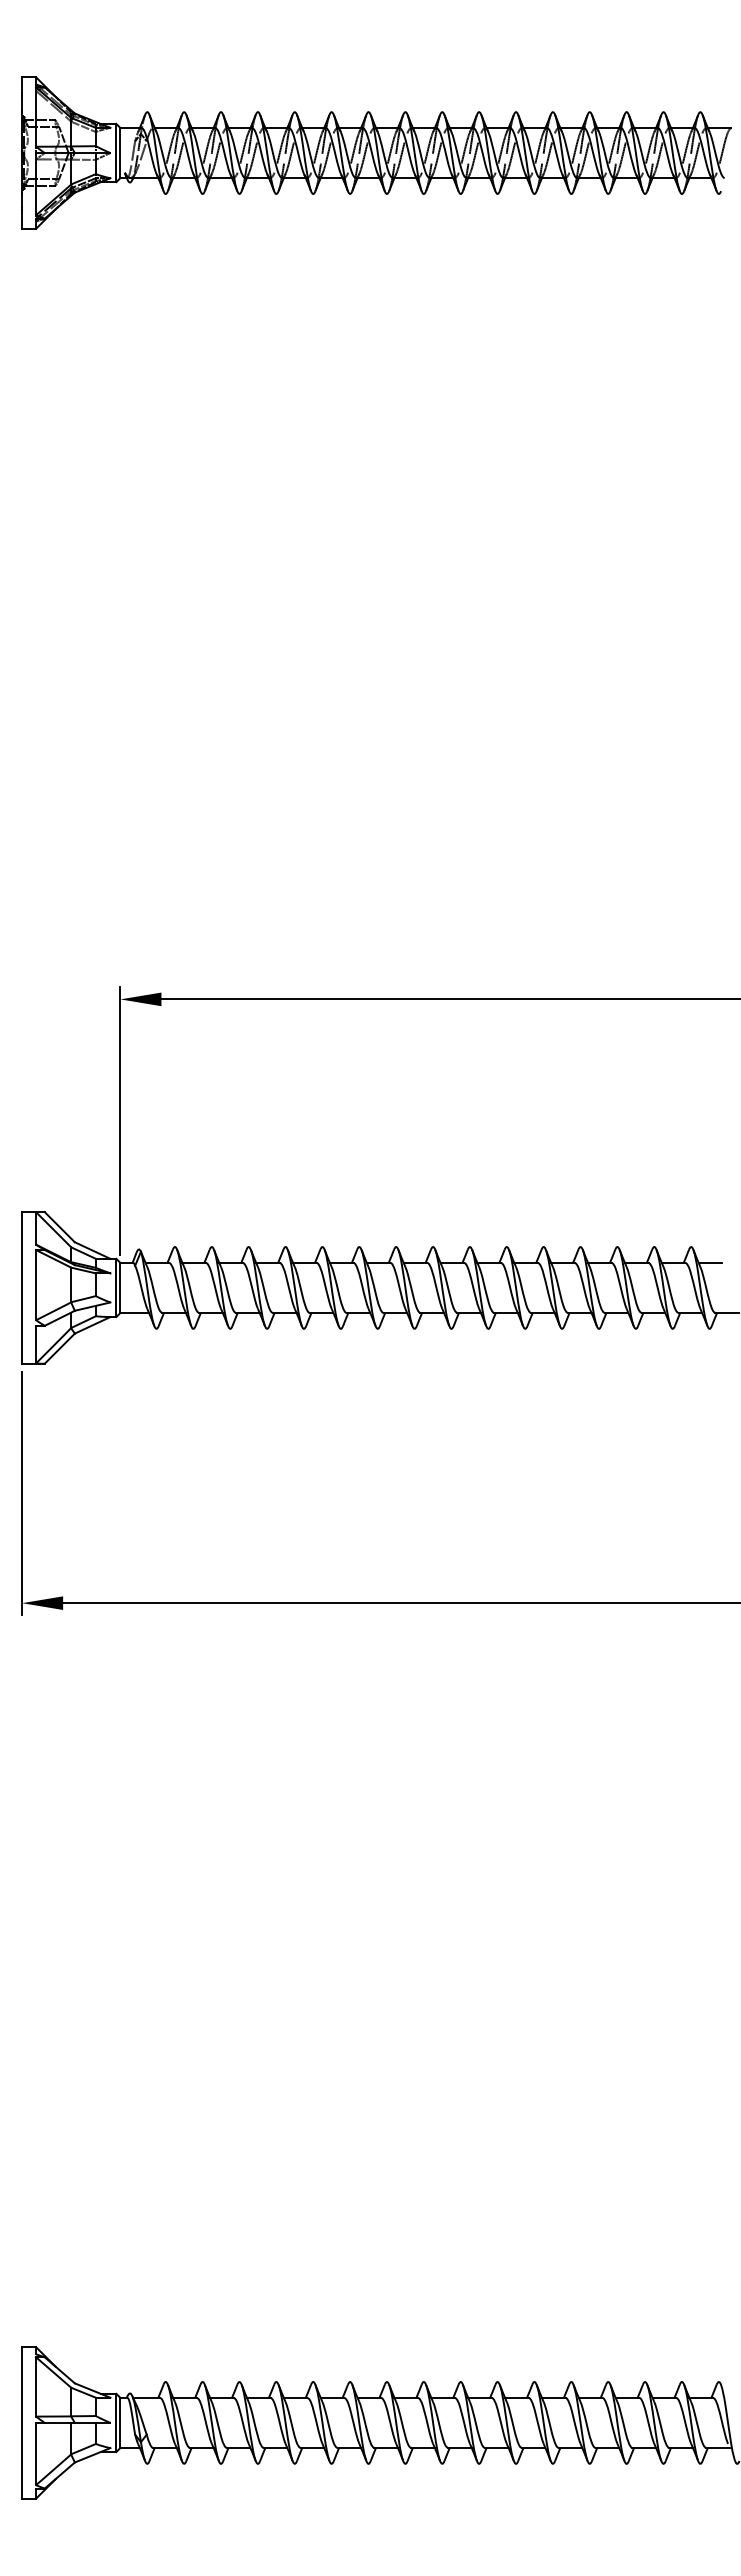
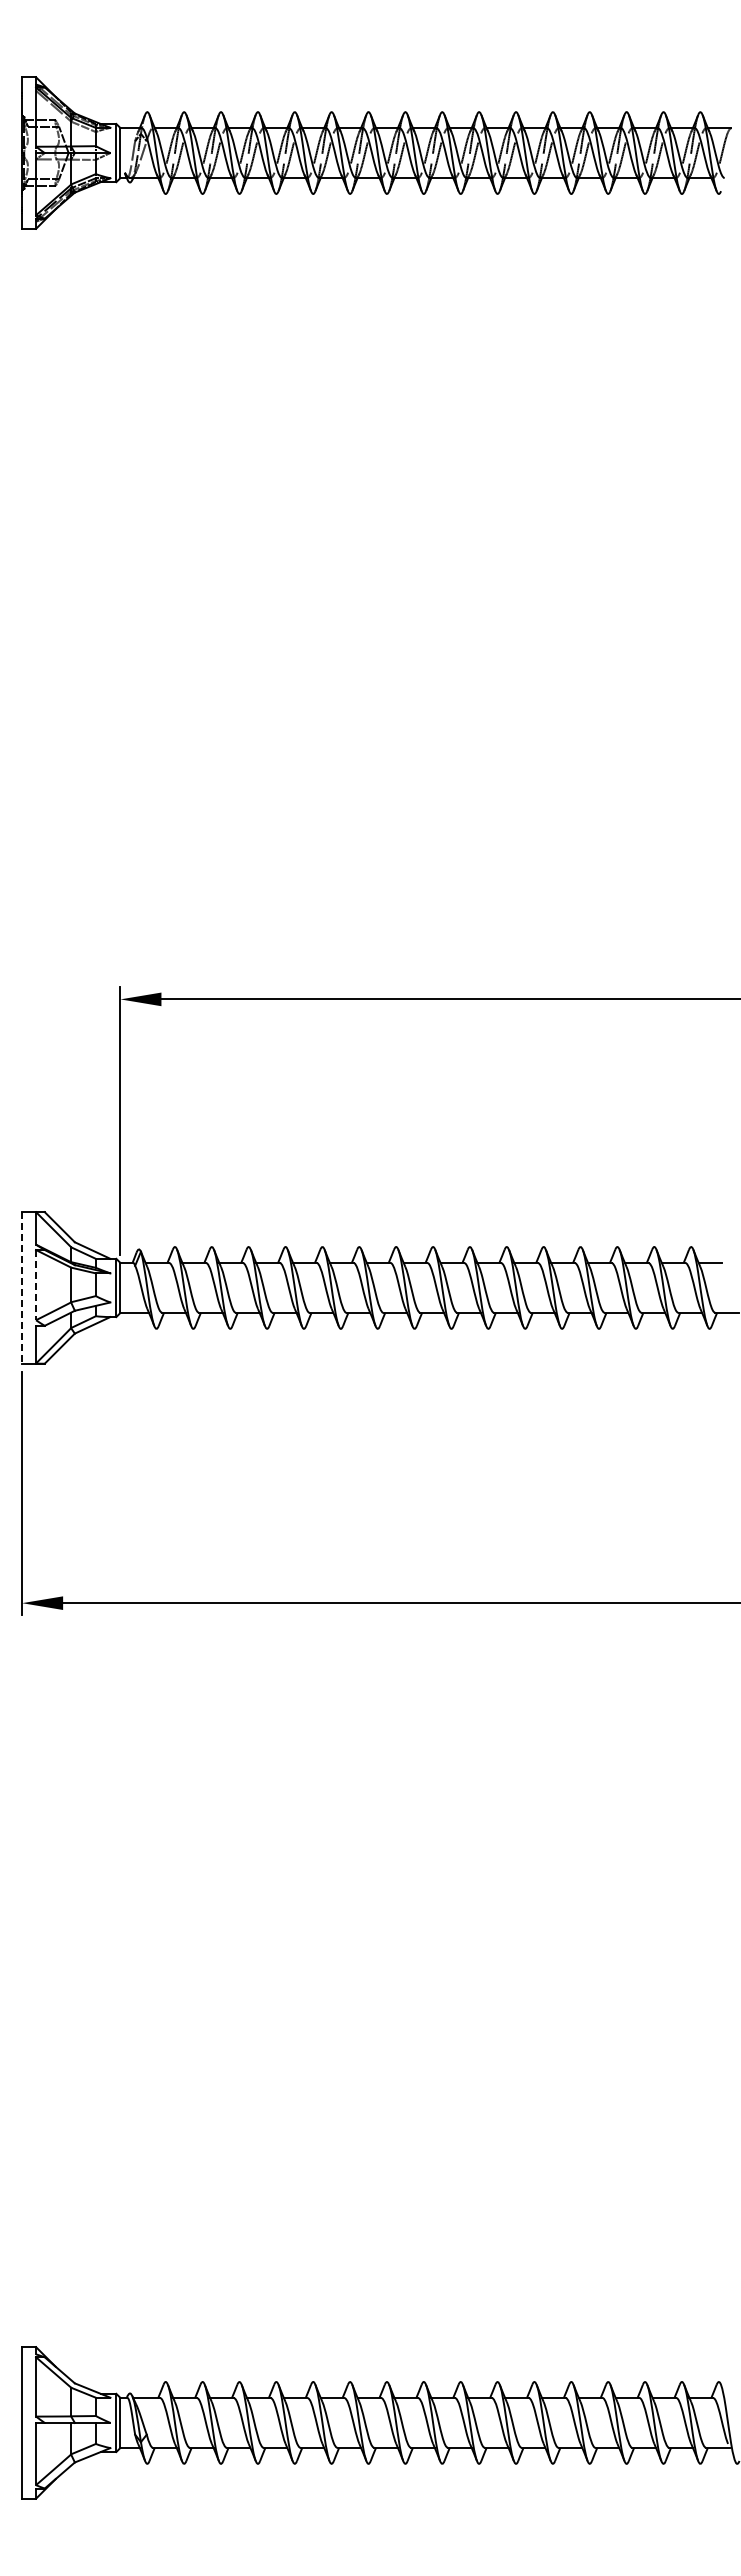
line: solid -> dashed (36, 1285)
line: solid -> dashed (22, 1287)
